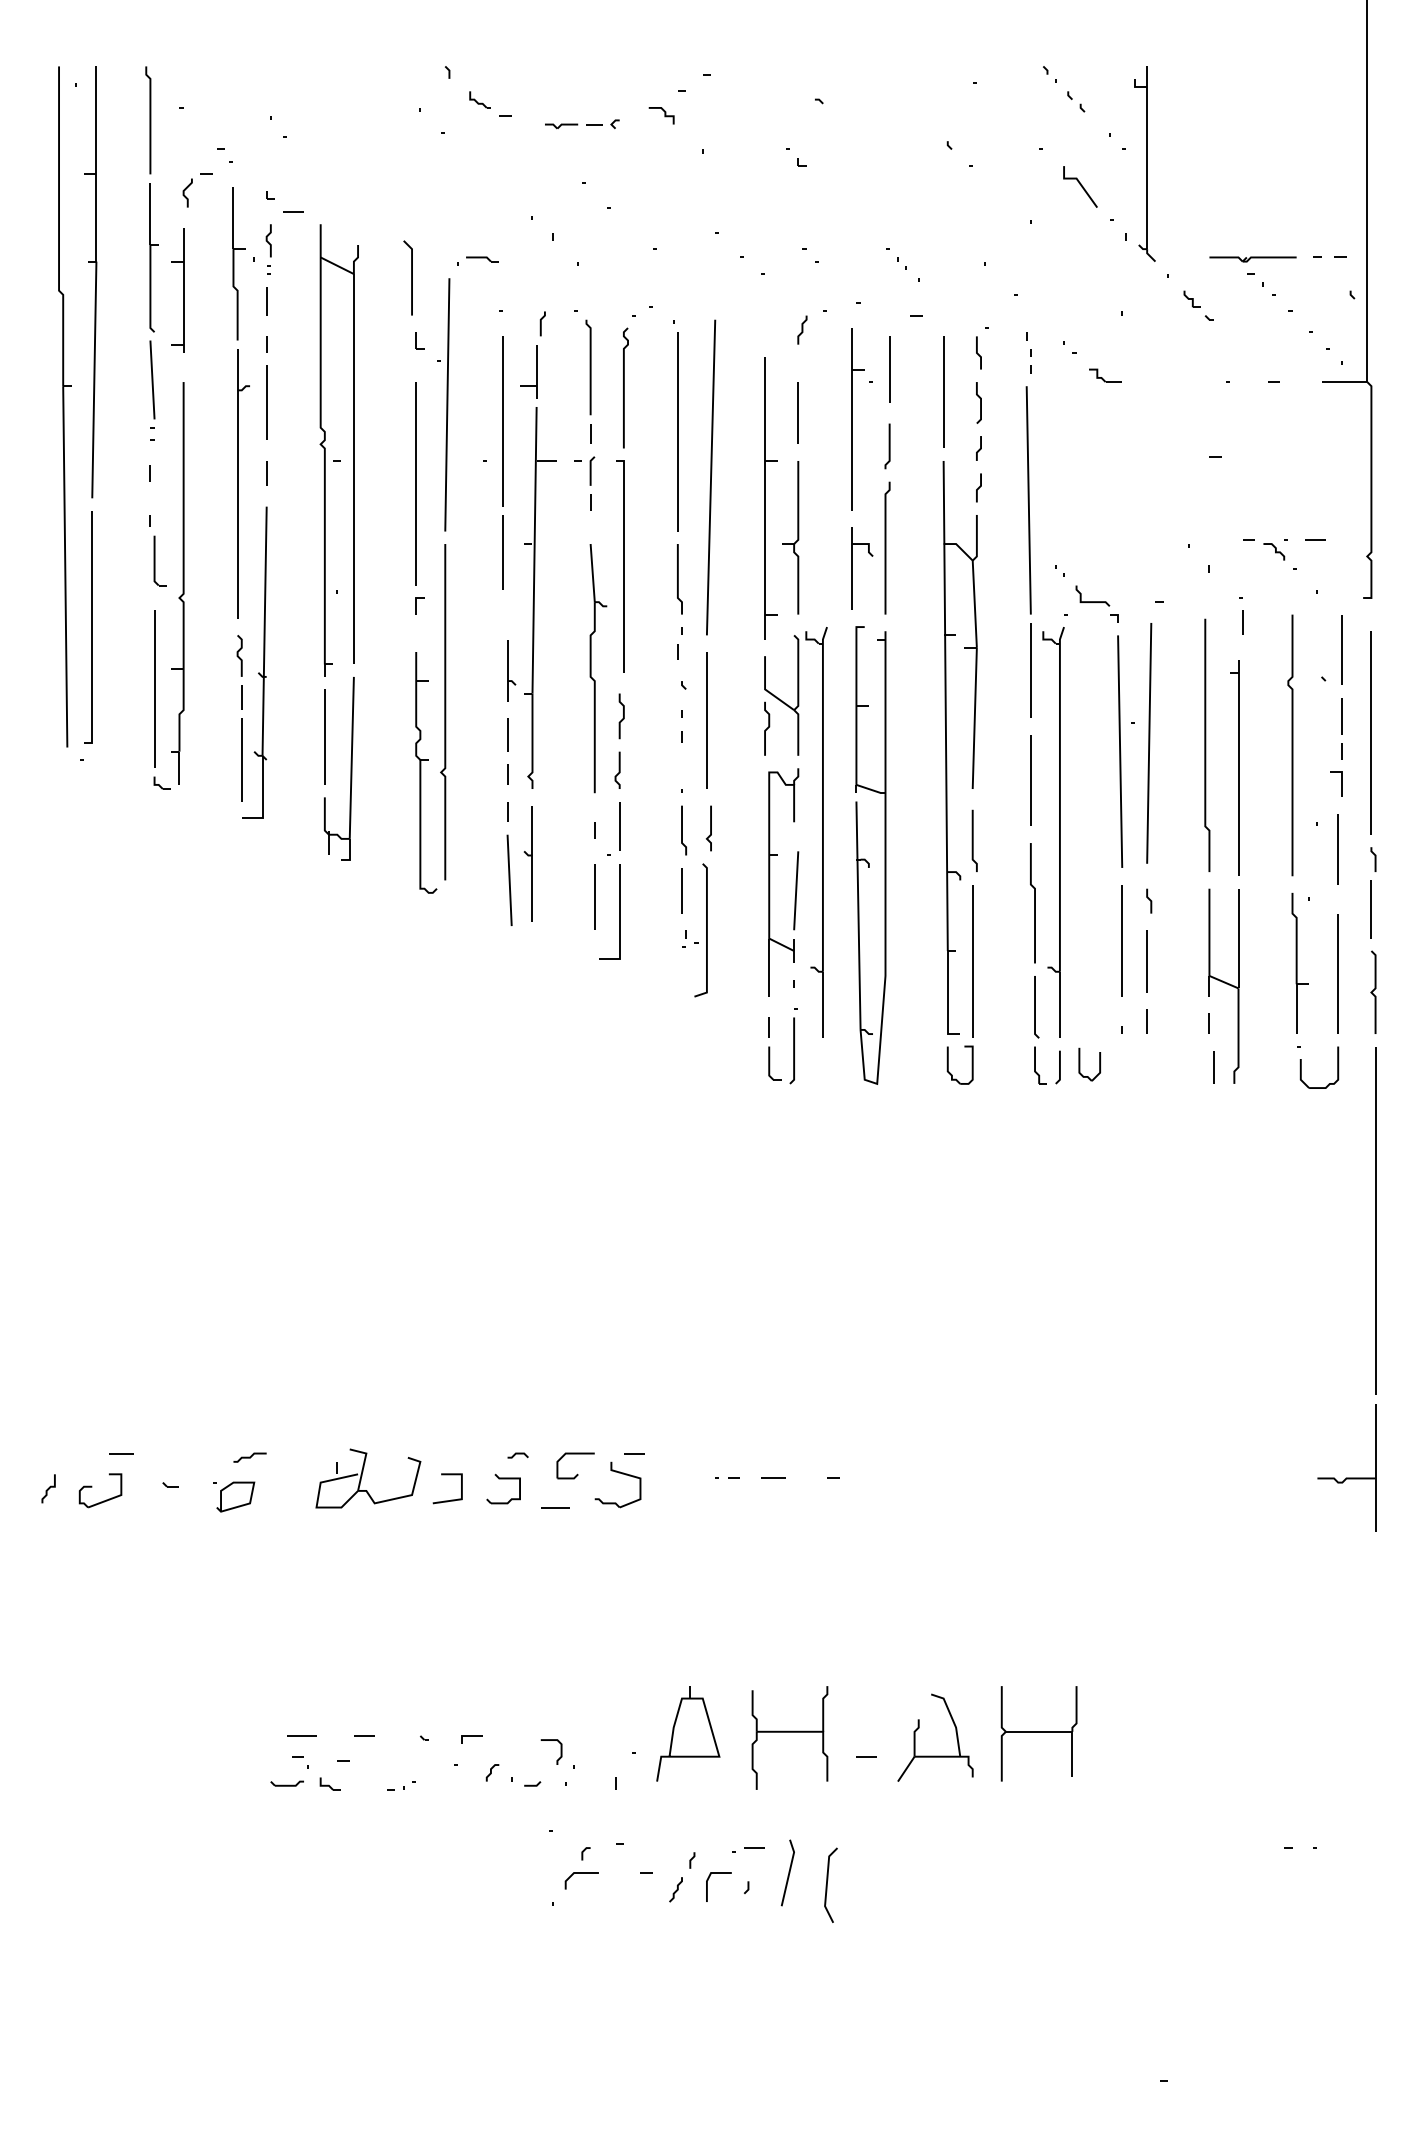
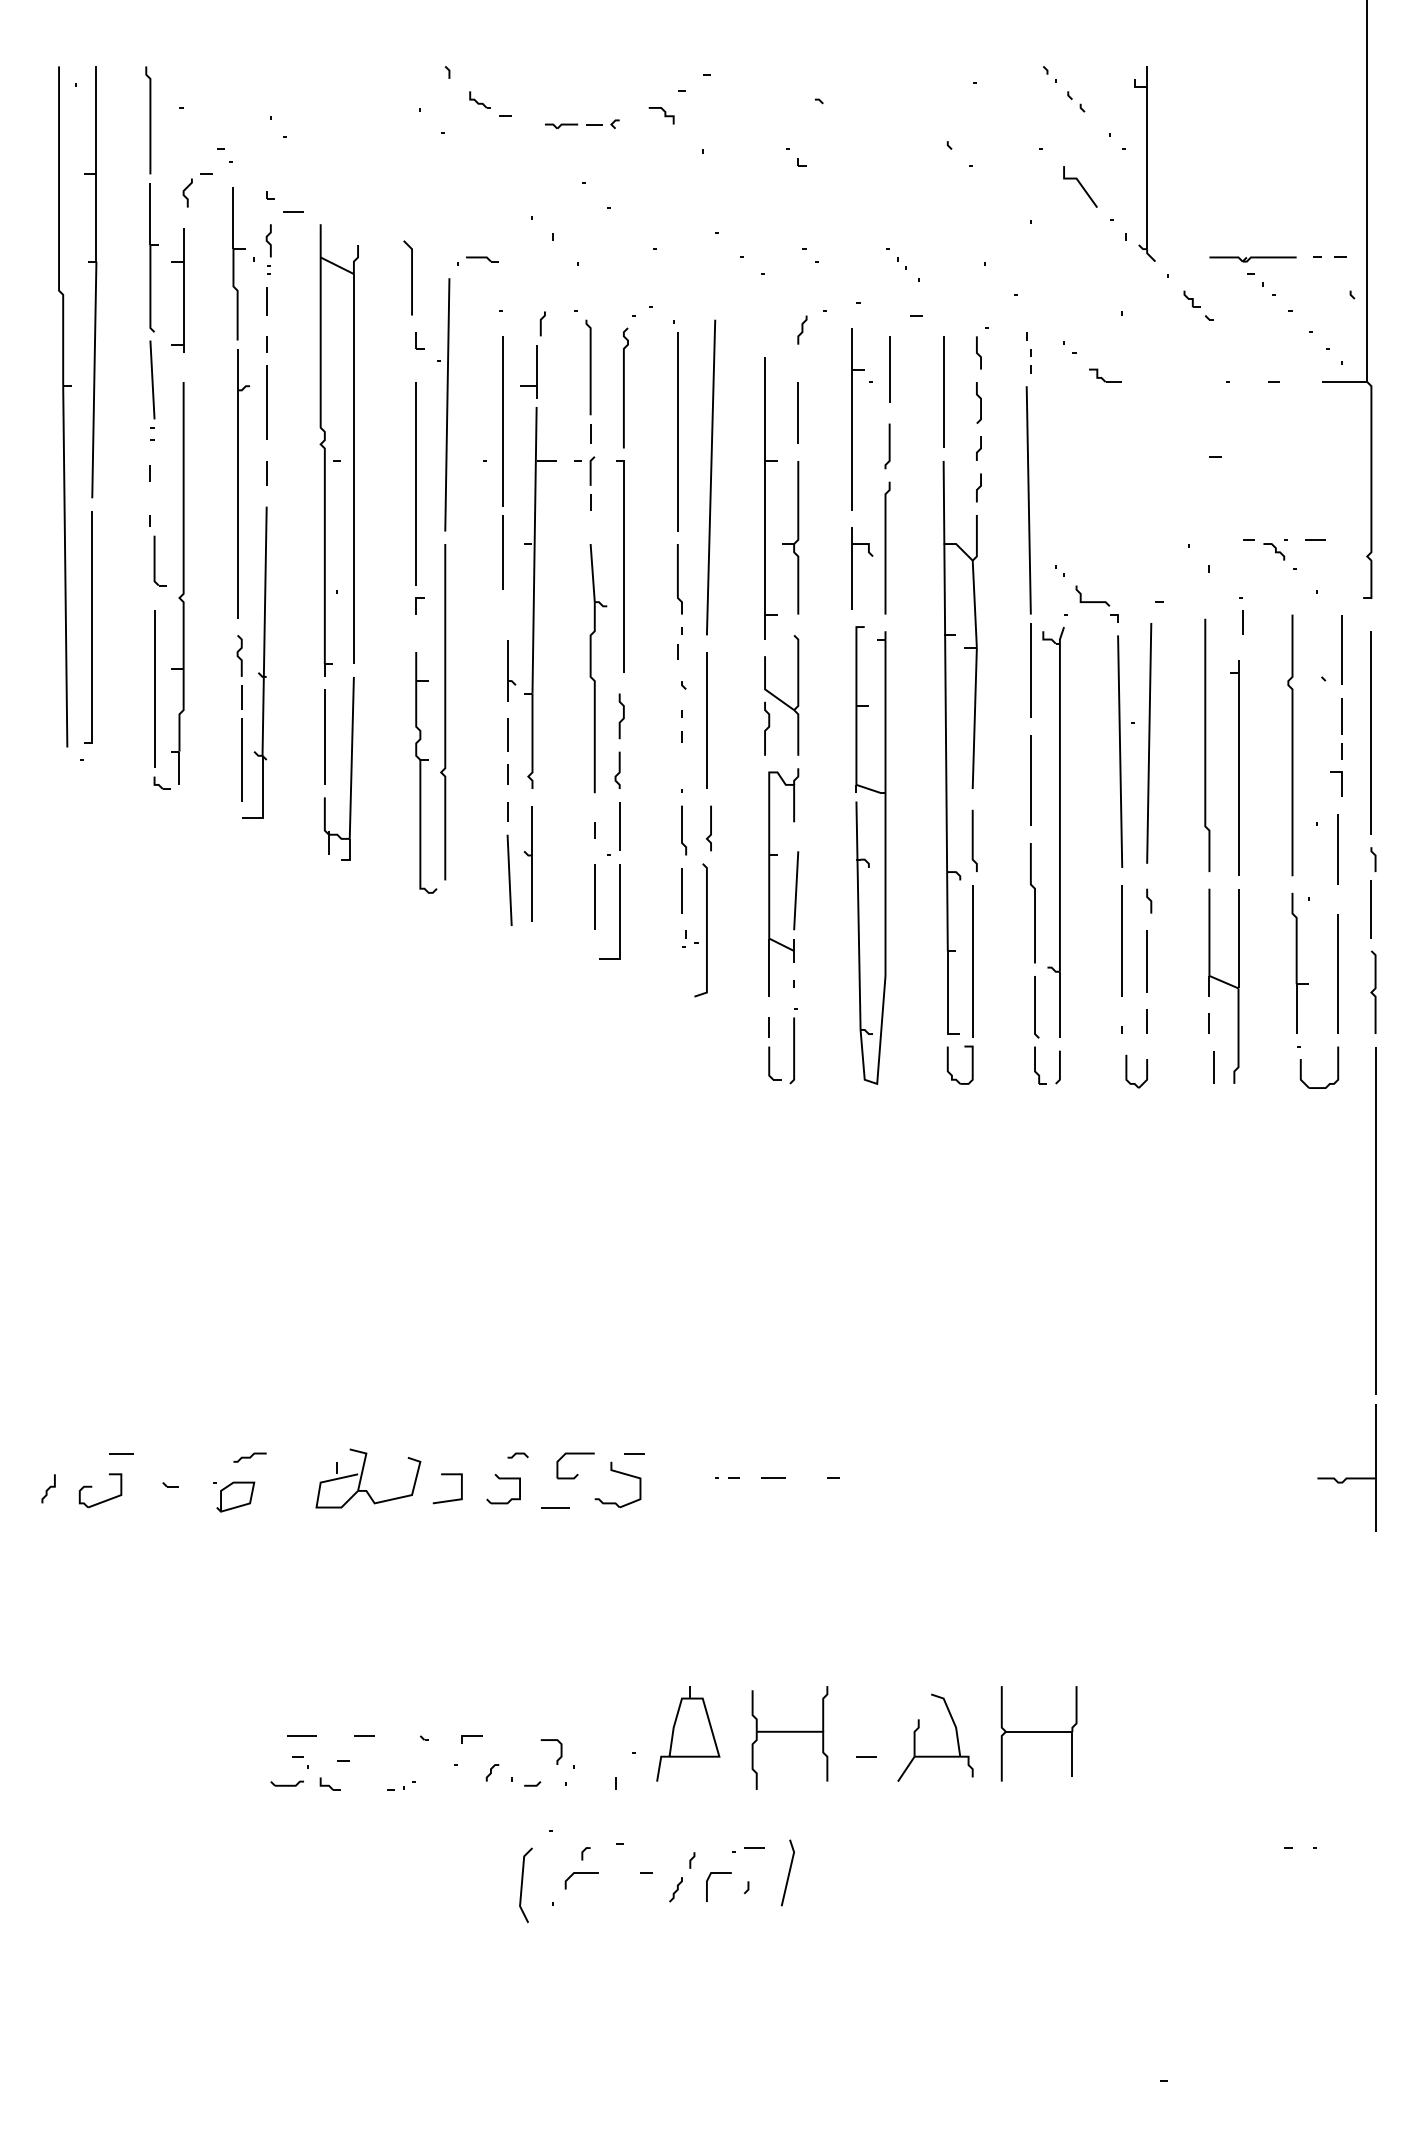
part: present -> none (816, 832)
part position: (1080, 1064) -> (1127, 1071) (1127, 1071)
line position: (827, 1884) -> (522, 1884) (522, 1884)
